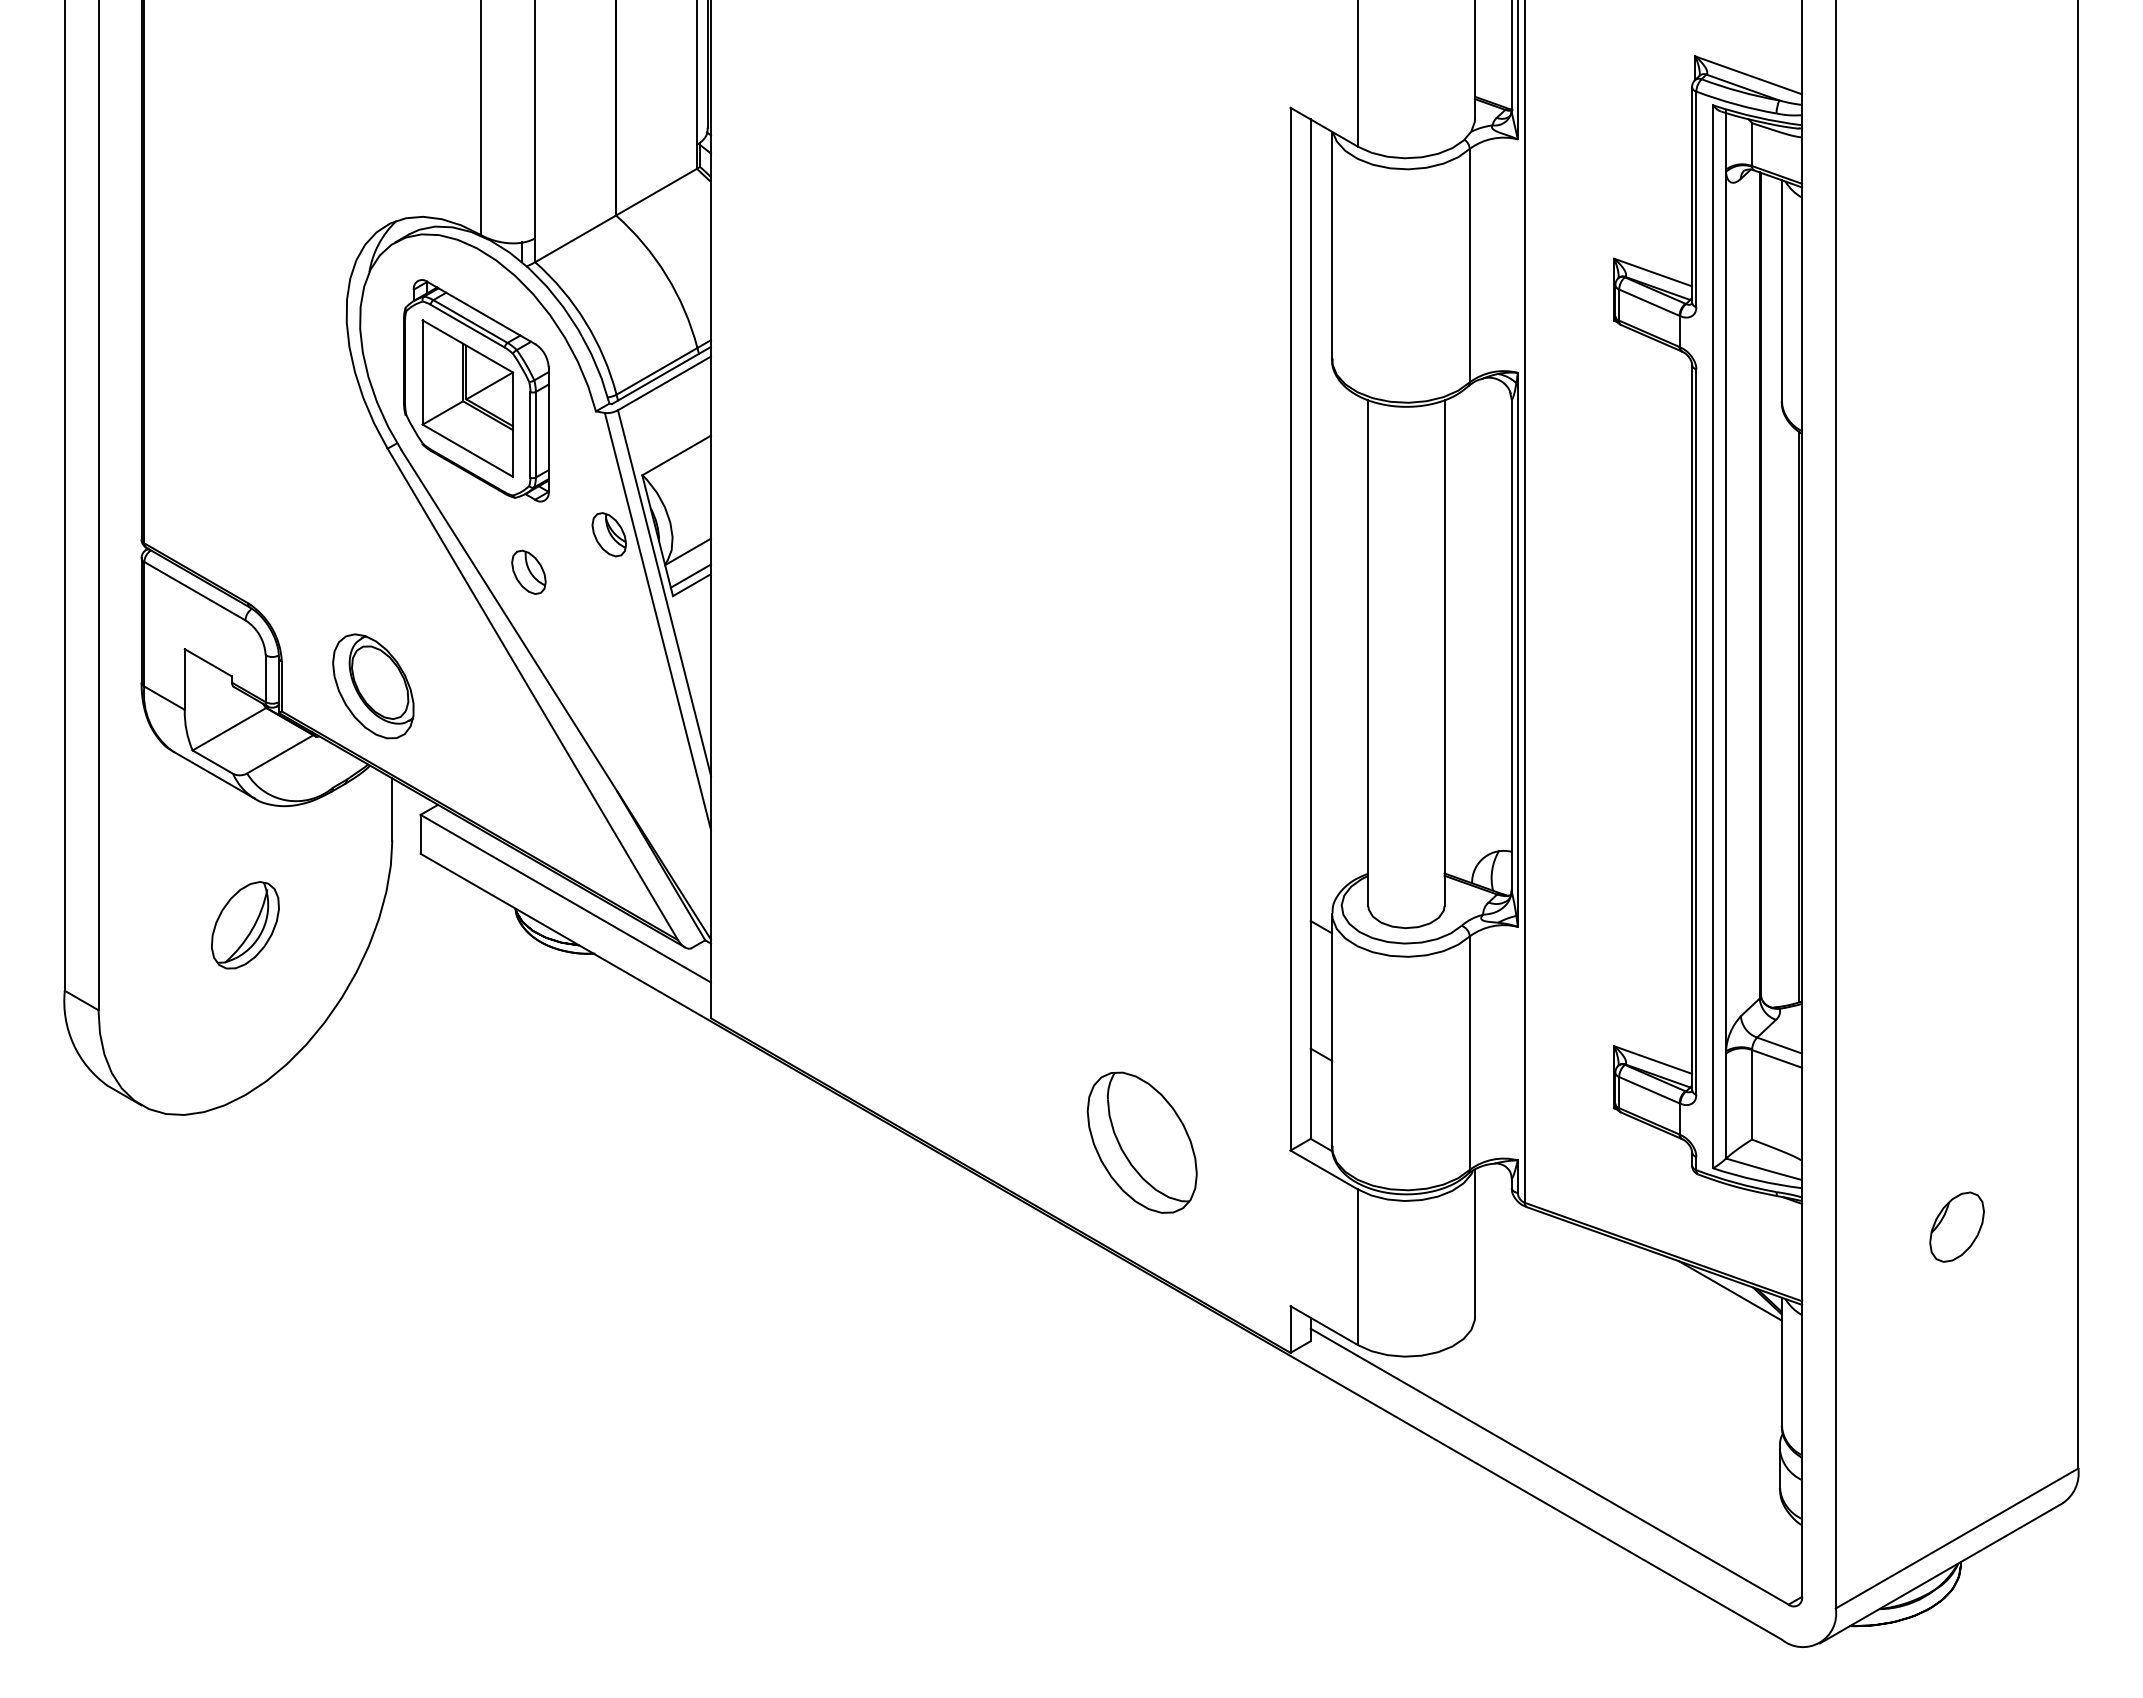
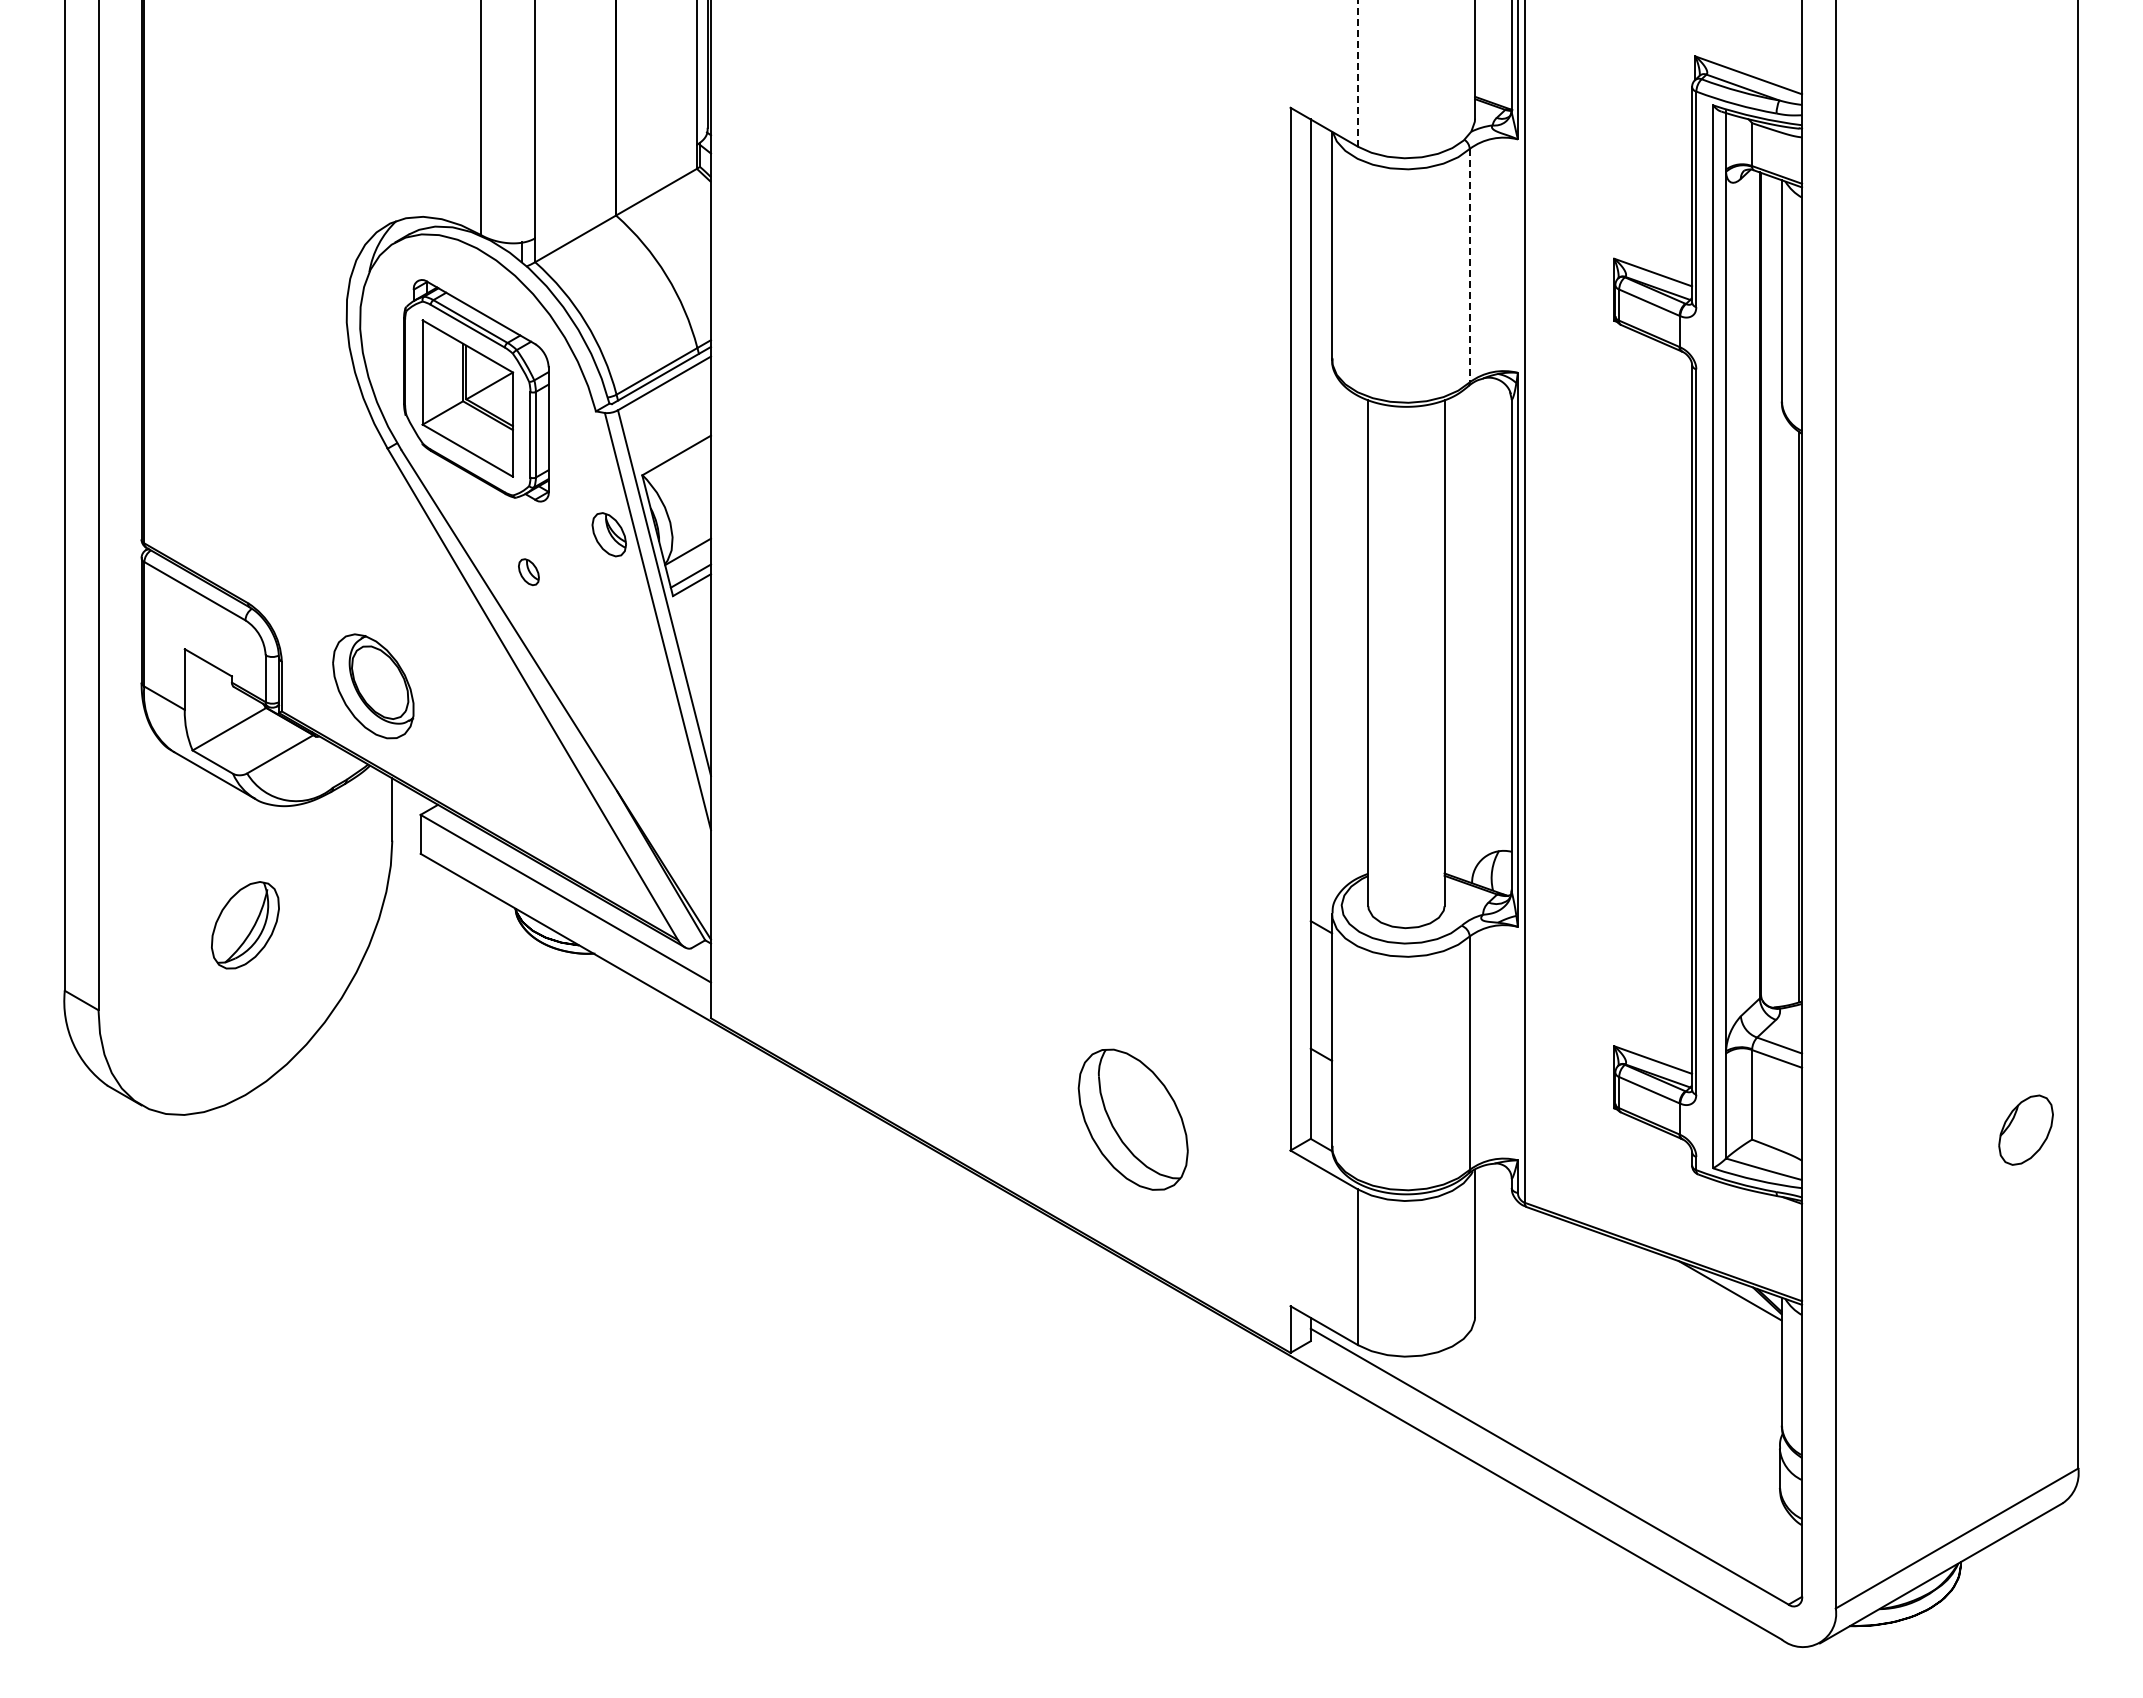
line: solid -> dashed (1357, 72)
line: solid -> dashed (1469, 265)
part size: 36x46 px -> 22x29 px (528, 572)
part position: (1141, 1142) -> (1132, 1119) (1132, 1119)
part position: (1956, 1226) -> (2025, 1129) (2025, 1129)
